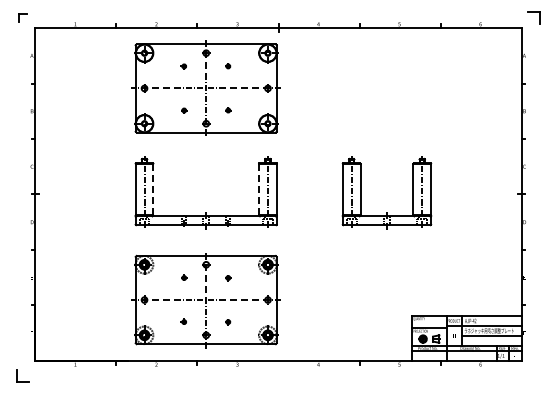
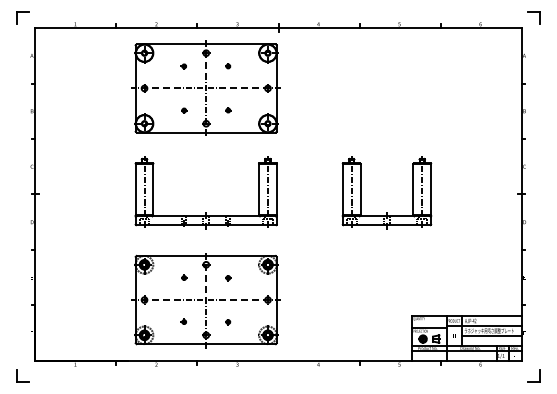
part size: 10x10 px -> 14x14 px (22, 17)
line: dashed -> solid (153, 189)
line: dashed -> solid (259, 189)
part: none -> present (533, 375)
